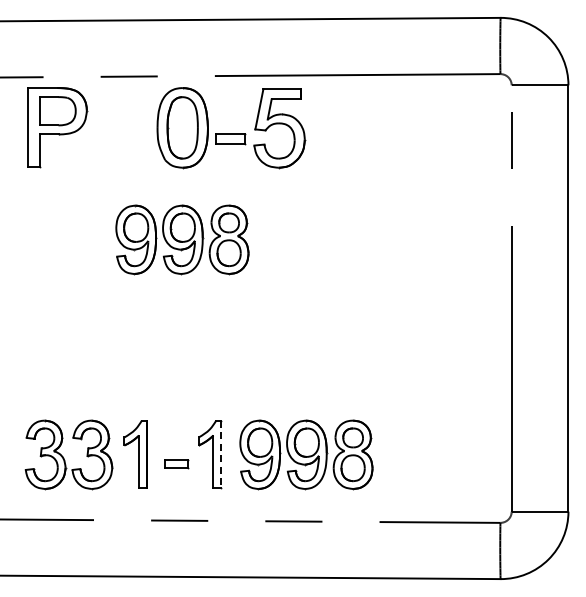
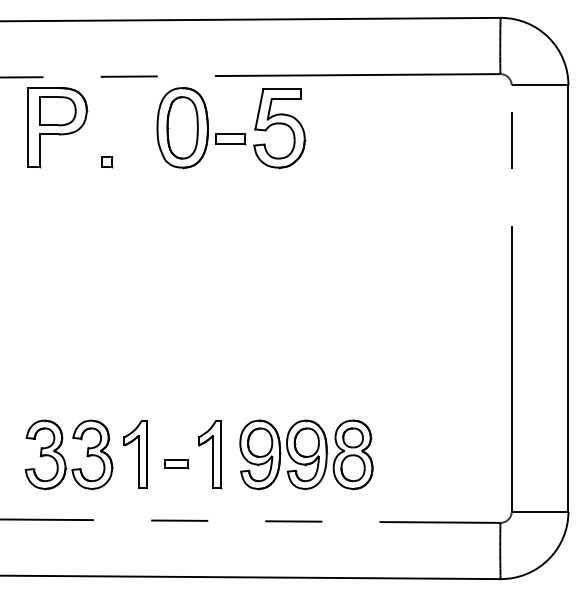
part: none -> present (107, 162)
part: present -> none (182, 239)
line: dashed -> solid (221, 454)
